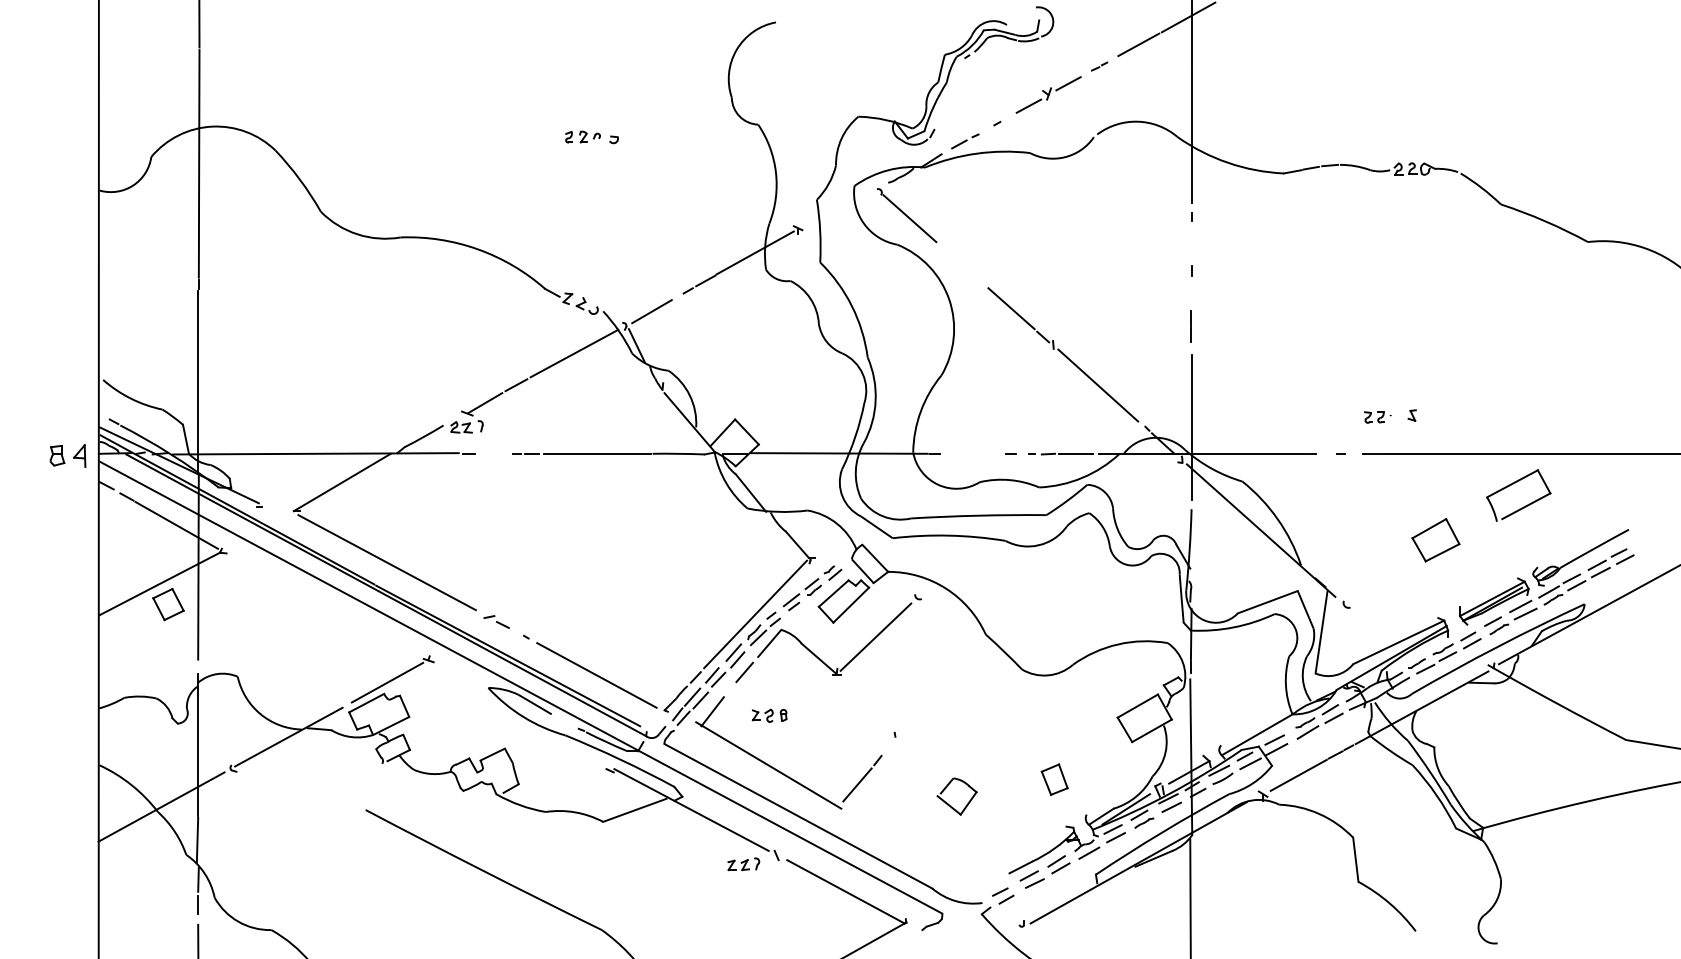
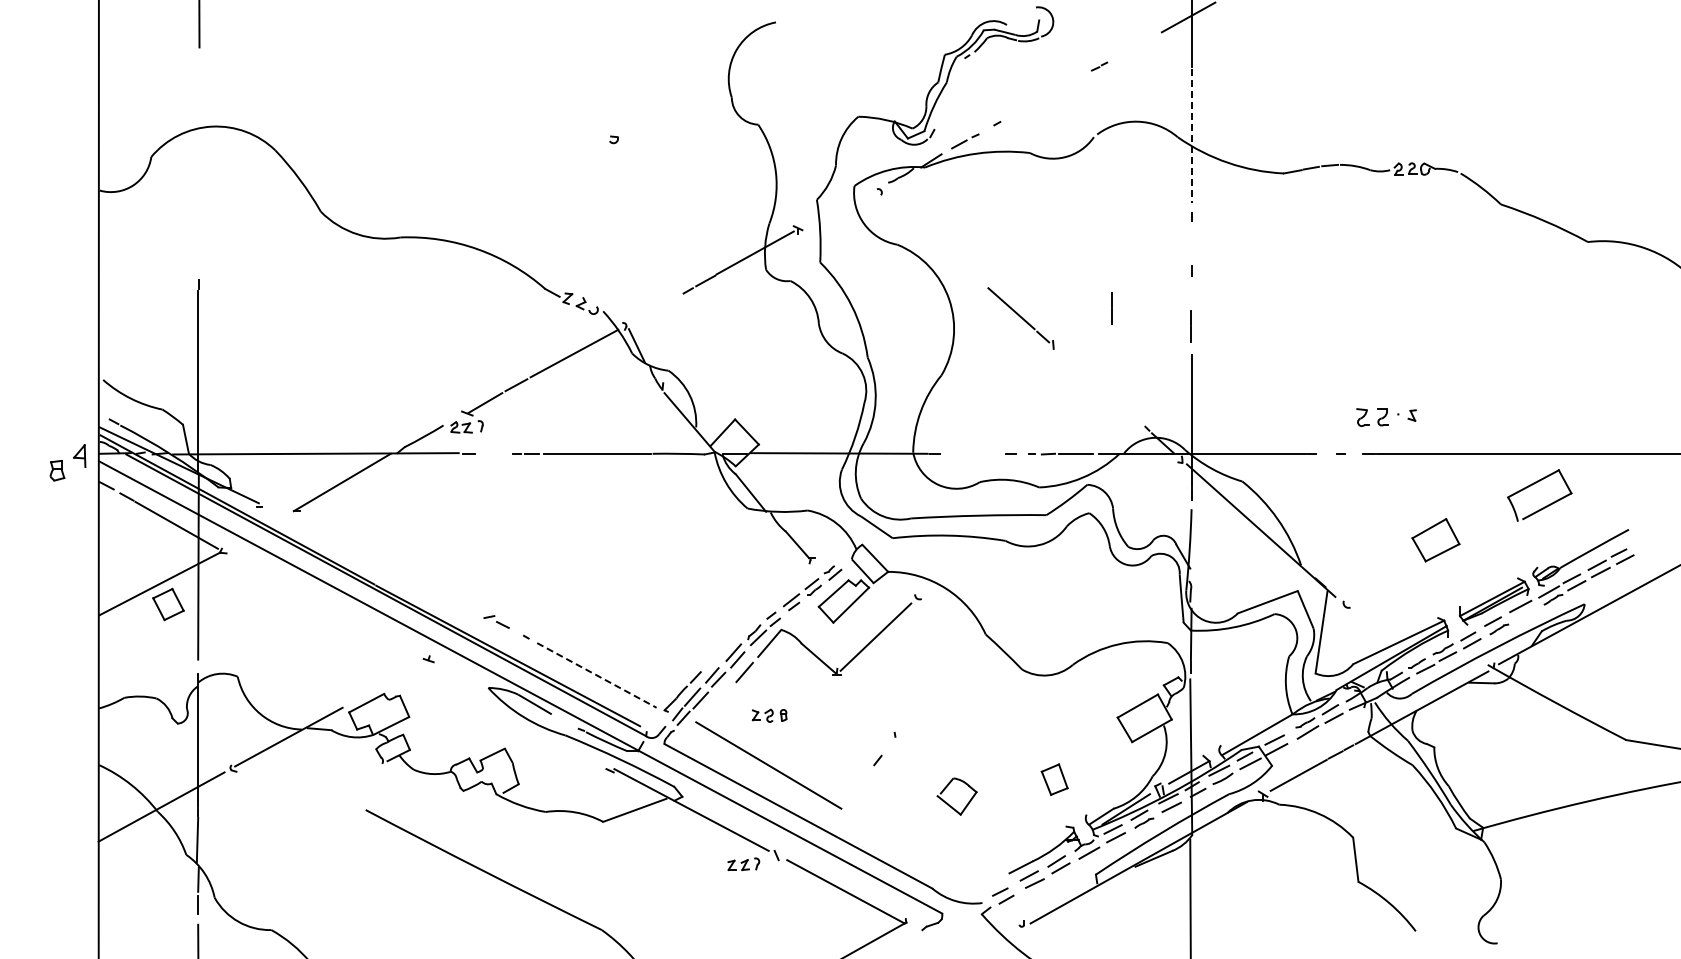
line: present -> none (1138, 44)
part: present -> none (1048, 94)
part: present -> none (582, 136)
line: solid -> dashed (1191, 136)
line: present -> none (198, 163)
line: present -> none (909, 218)
line: none -> present (1111, 308)
line: present -> none (651, 311)
line: present -> none (1098, 385)
part size: 28x13 px -> 44x19 px (1377, 417)
part position: (57, 455) -> (57, 470) (57, 470)
part position: (1513, 484) -> (1534, 484) (1534, 484)
line: present -> none (386, 562)
line: present -> none (1525, 613)
line: present -> none (755, 614)
line: solid -> dashed (596, 675)
line: present -> none (387, 682)
line: present -> none (712, 711)
line: present -> none (857, 784)
